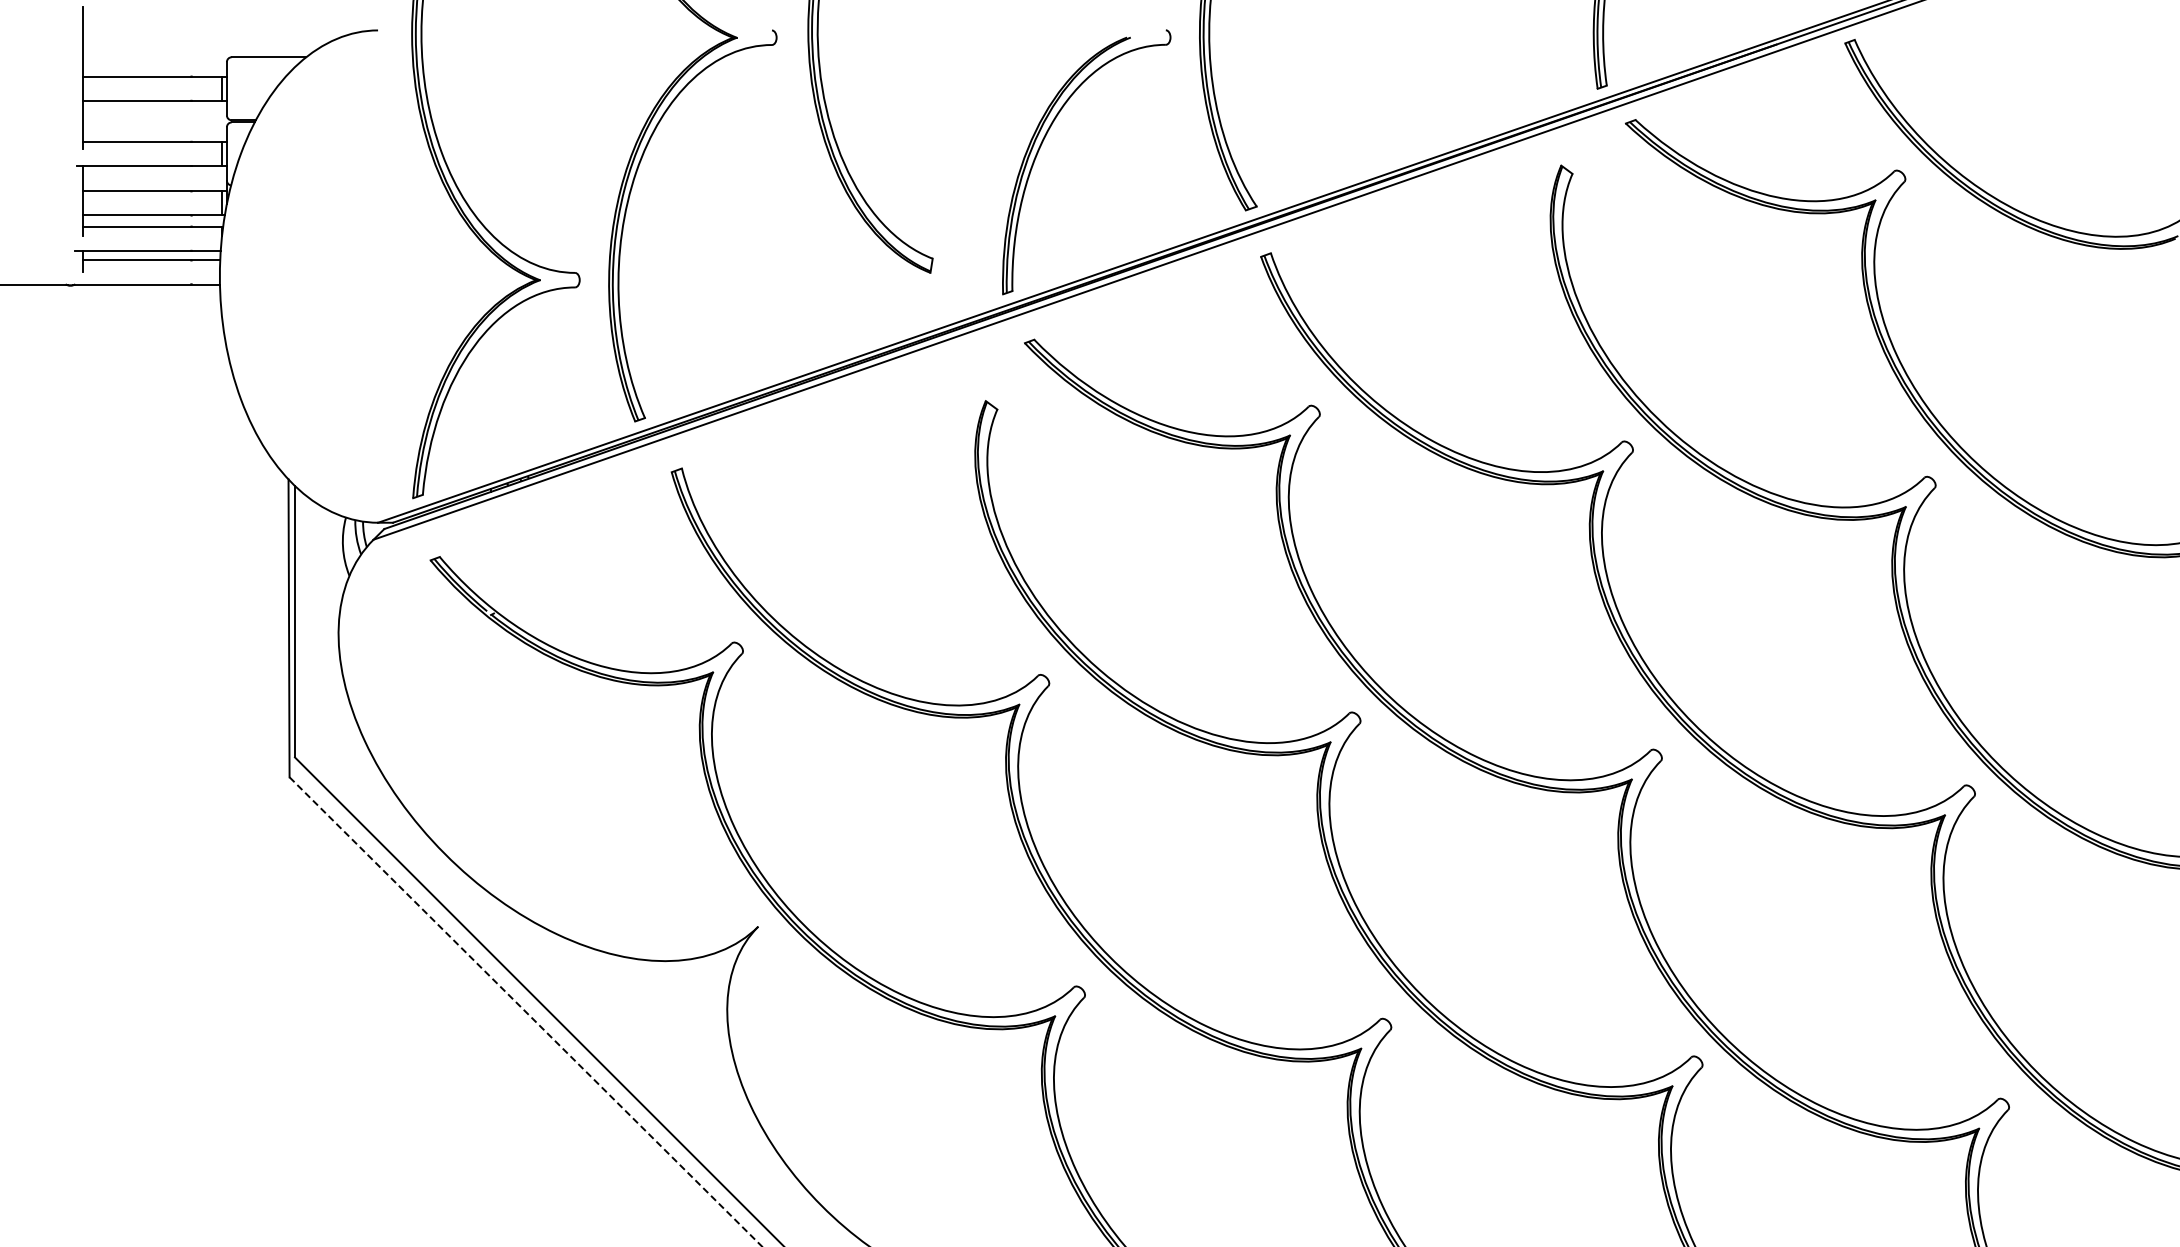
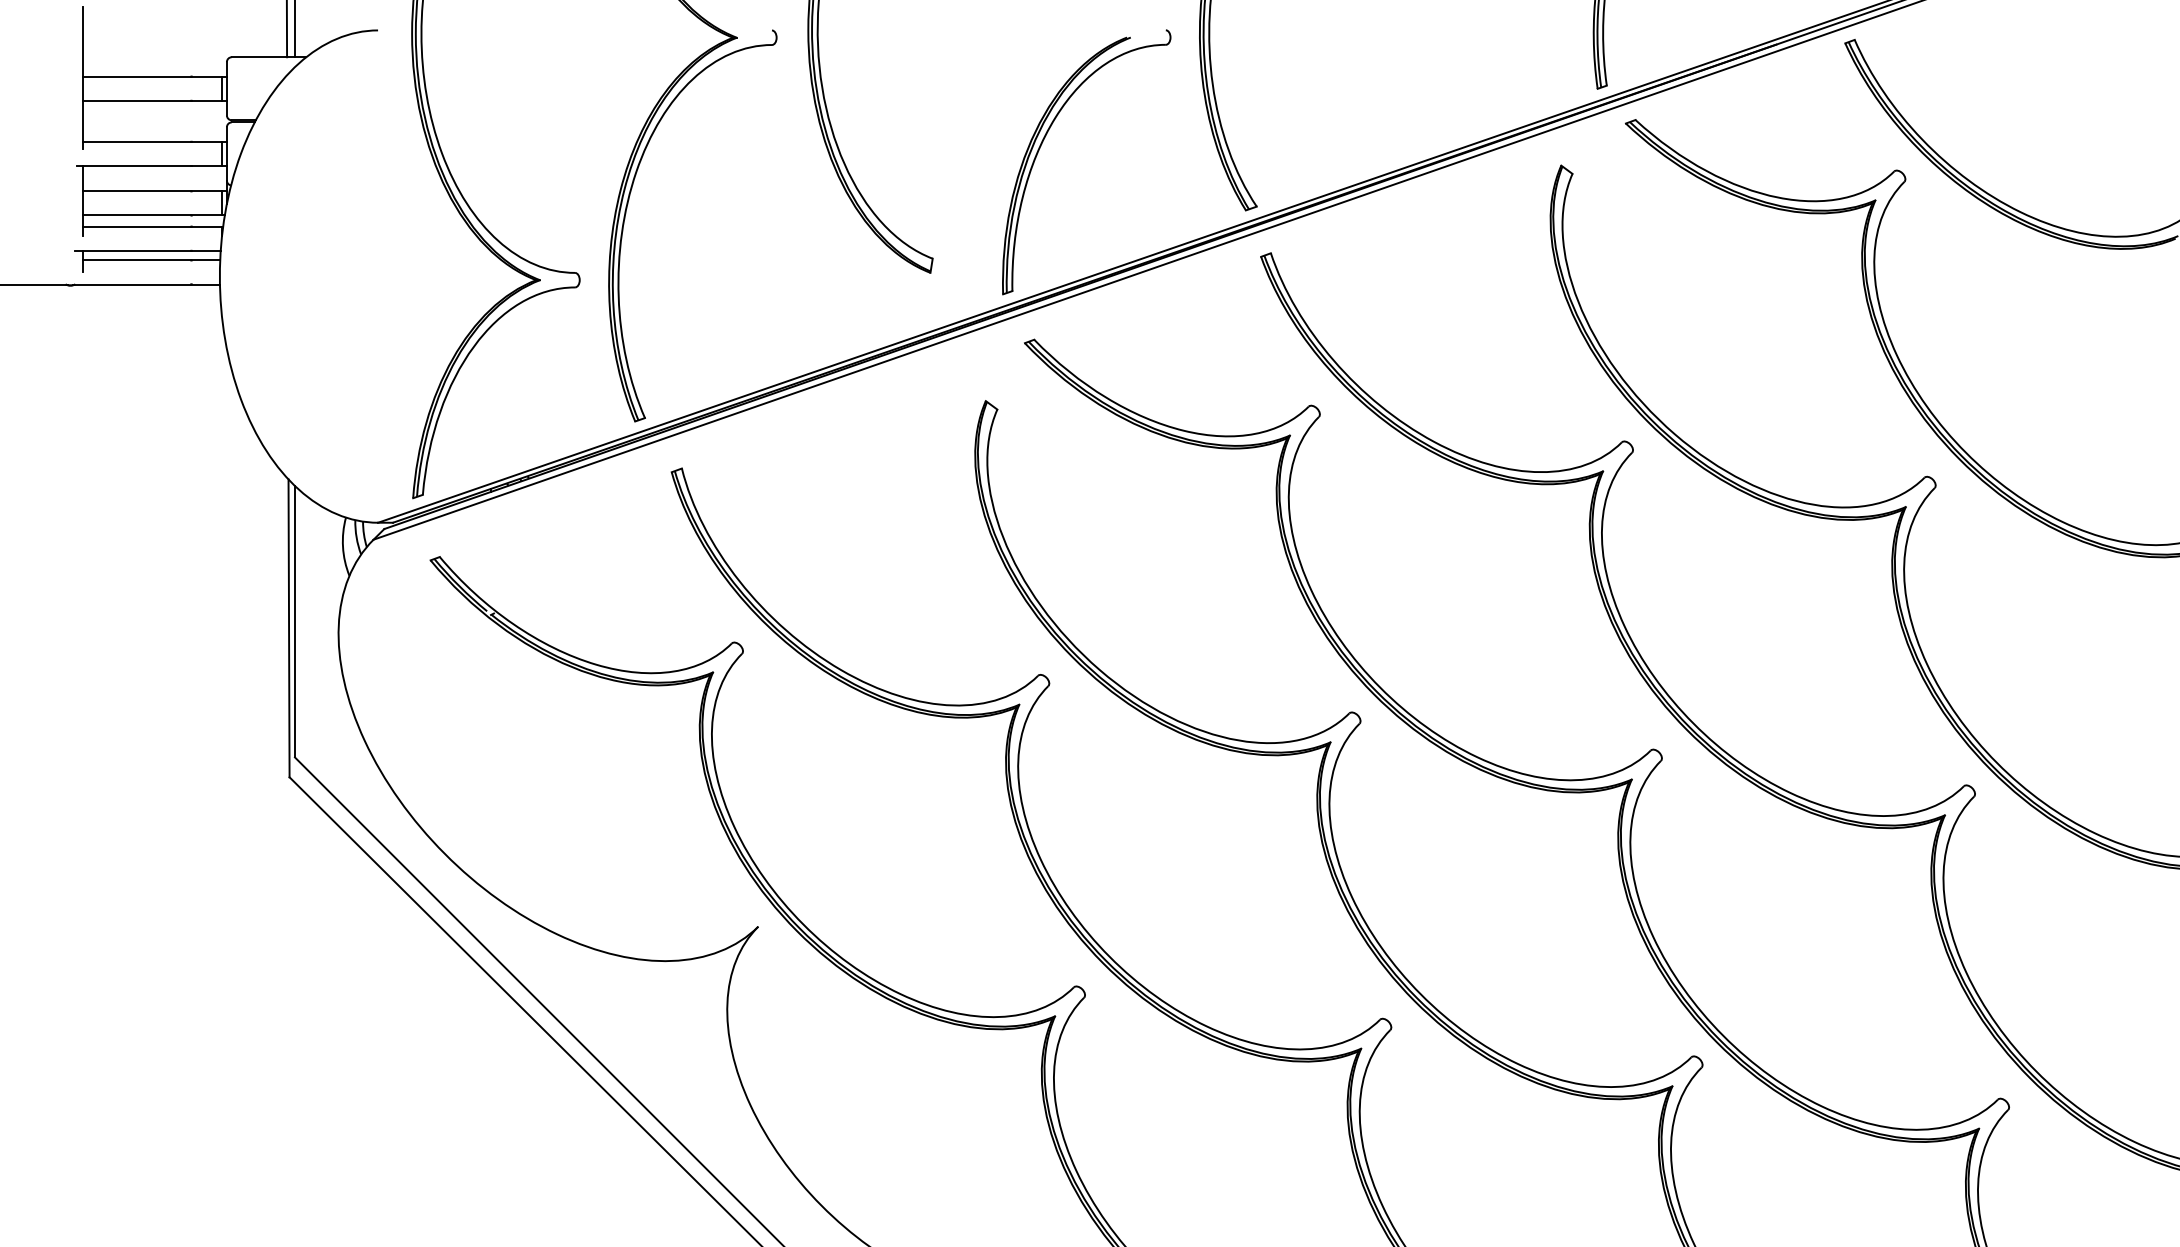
line: none -> present (286, 29)
line: none -> present (294, 29)
line: dashed -> solid (525, 1011)
